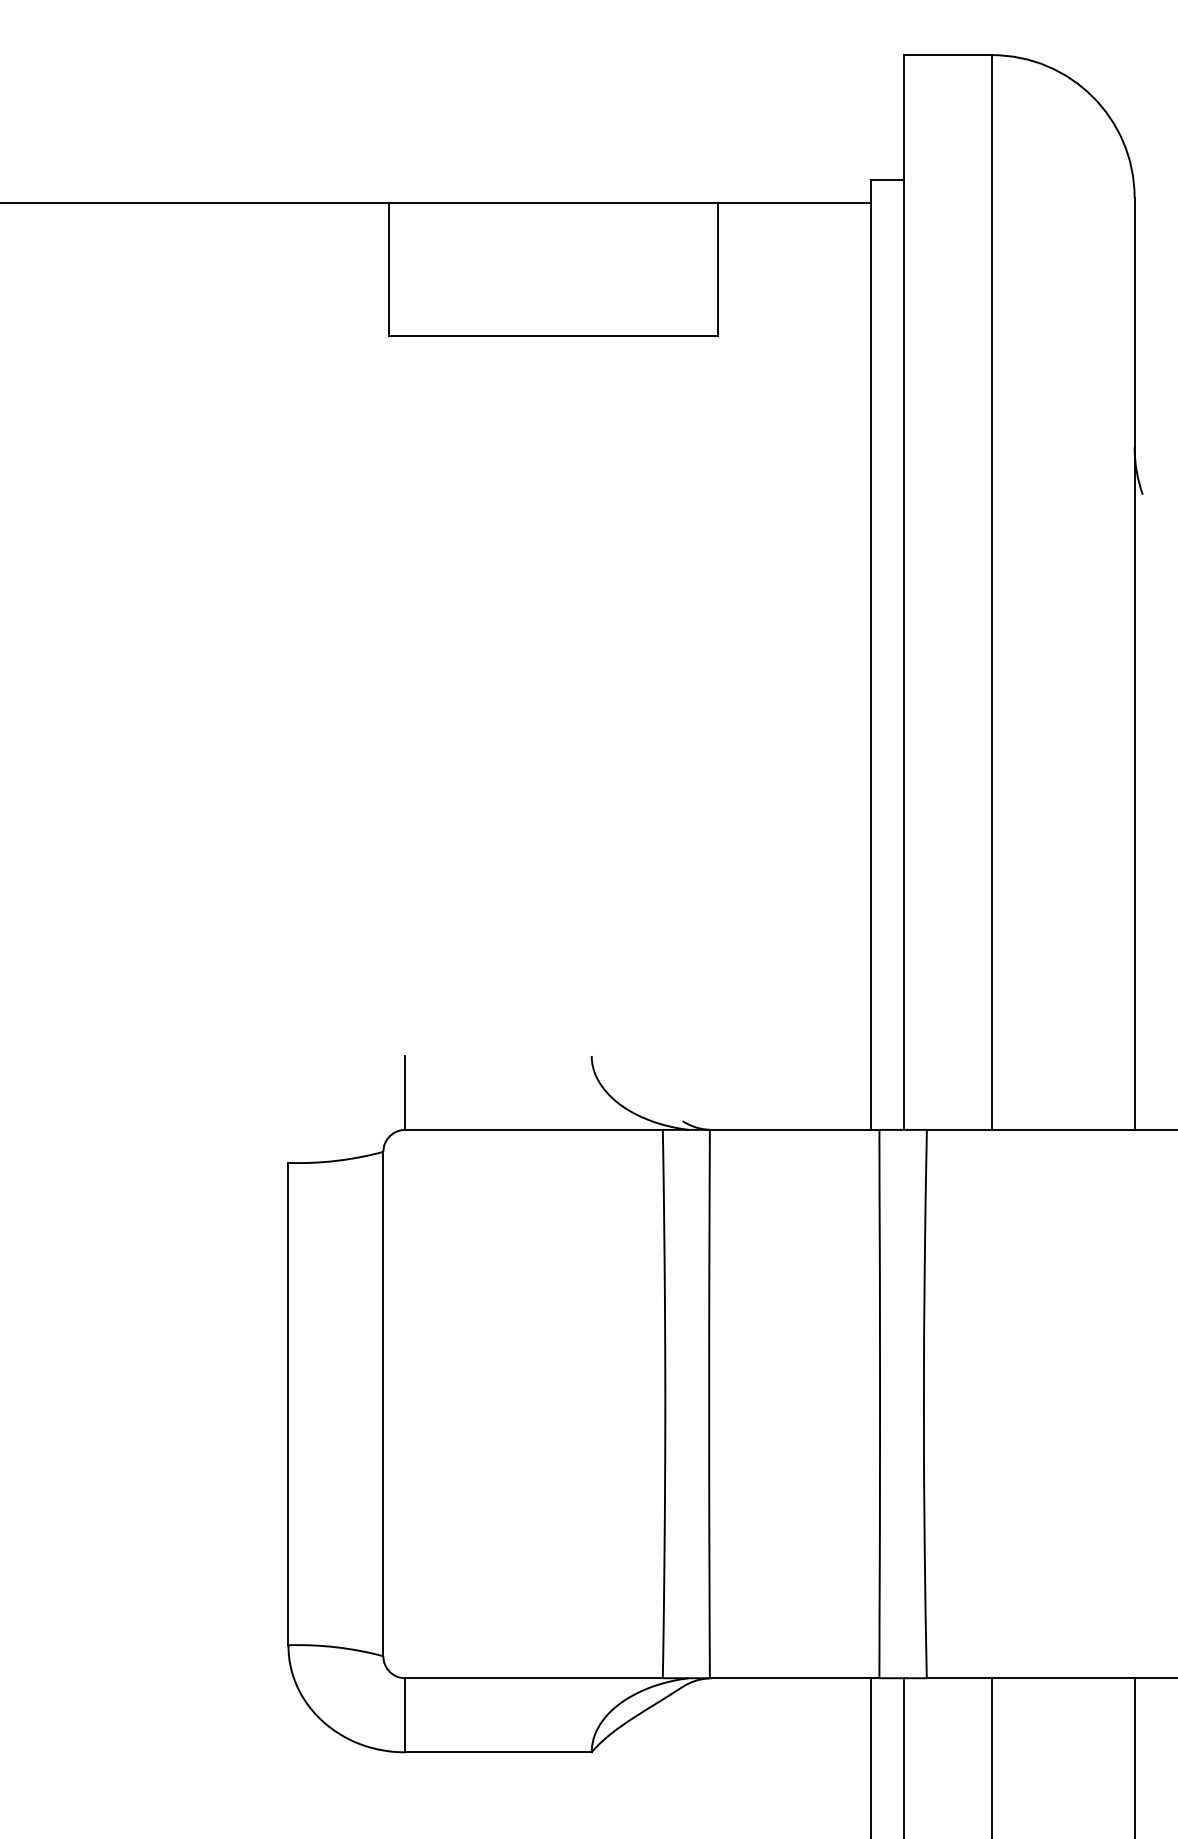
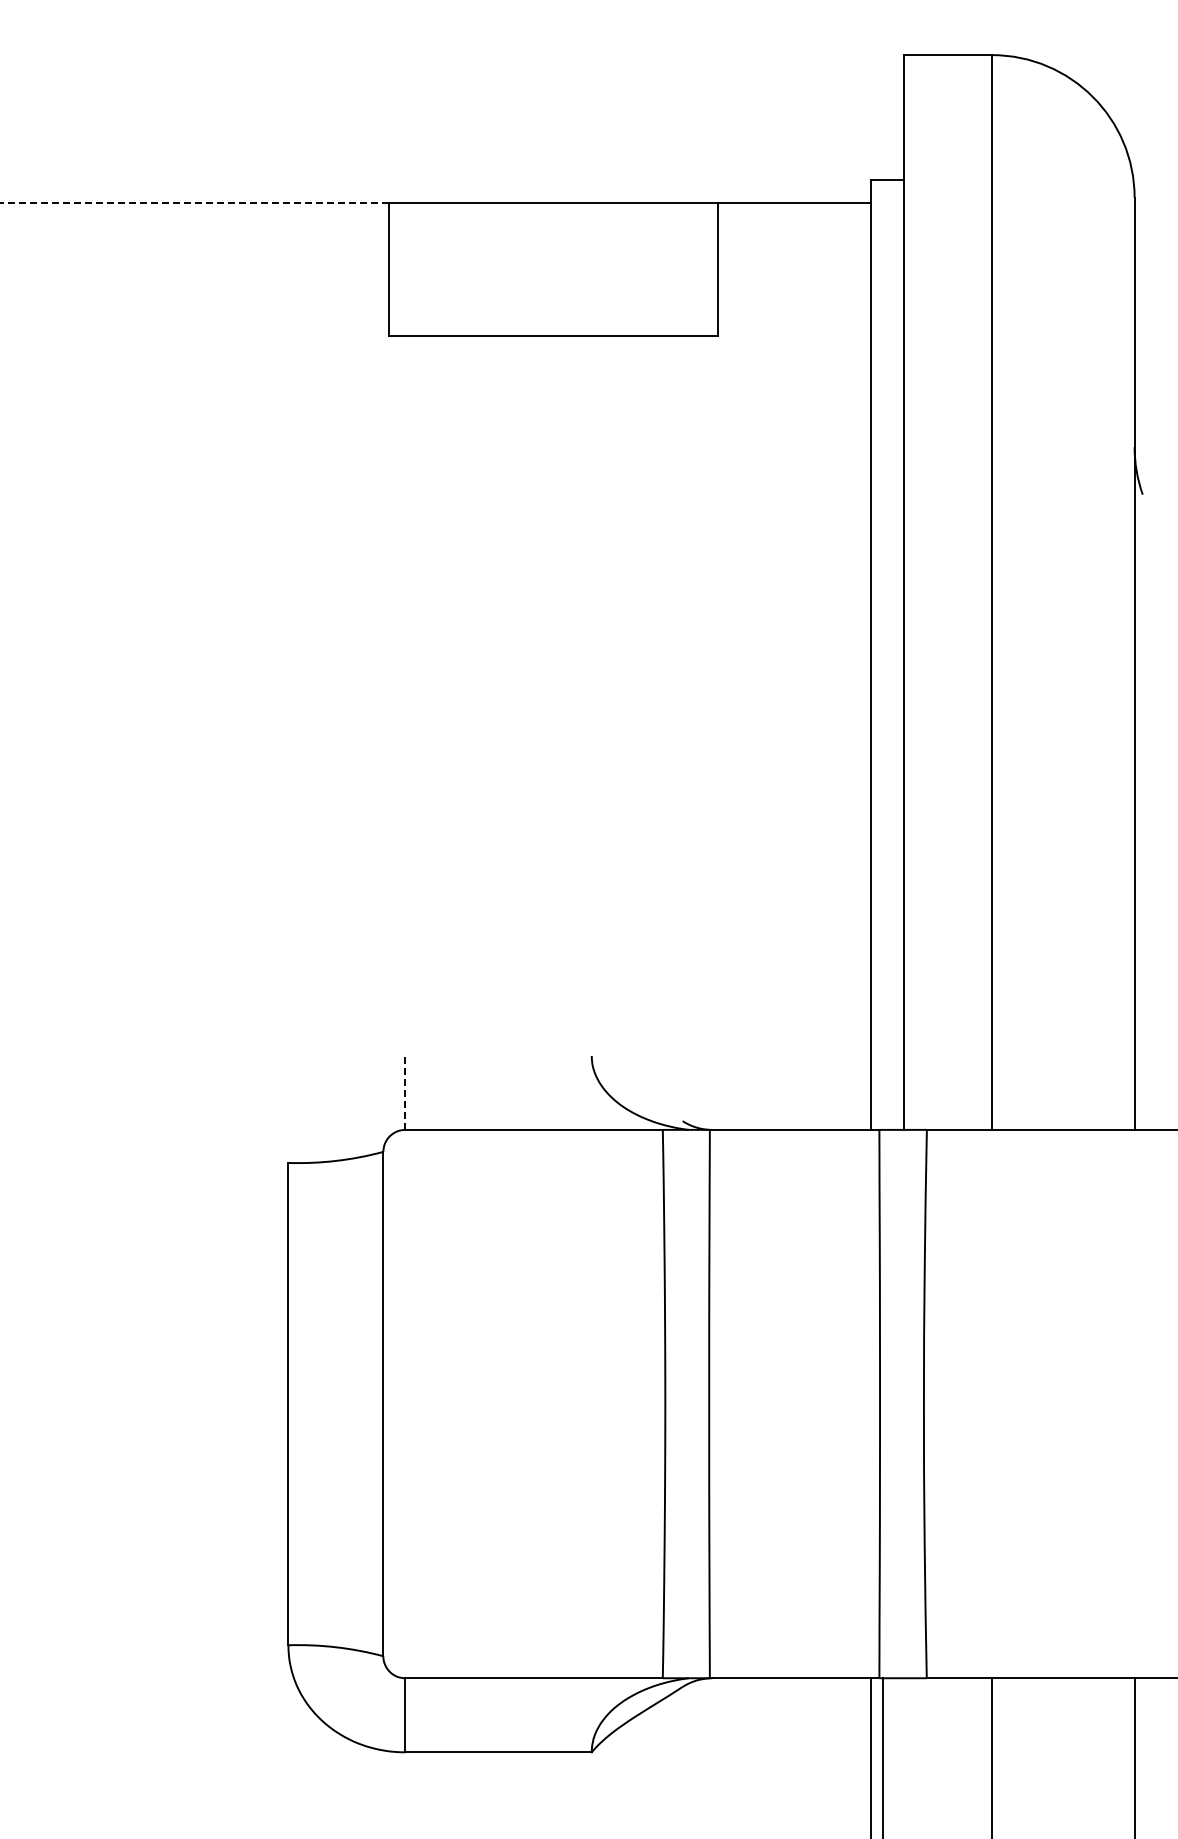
line: solid -> dashed (194, 203)
line: solid -> dashed (405, 1092)
line position: (904, 1756) -> (883, 1756) (883, 1756)
